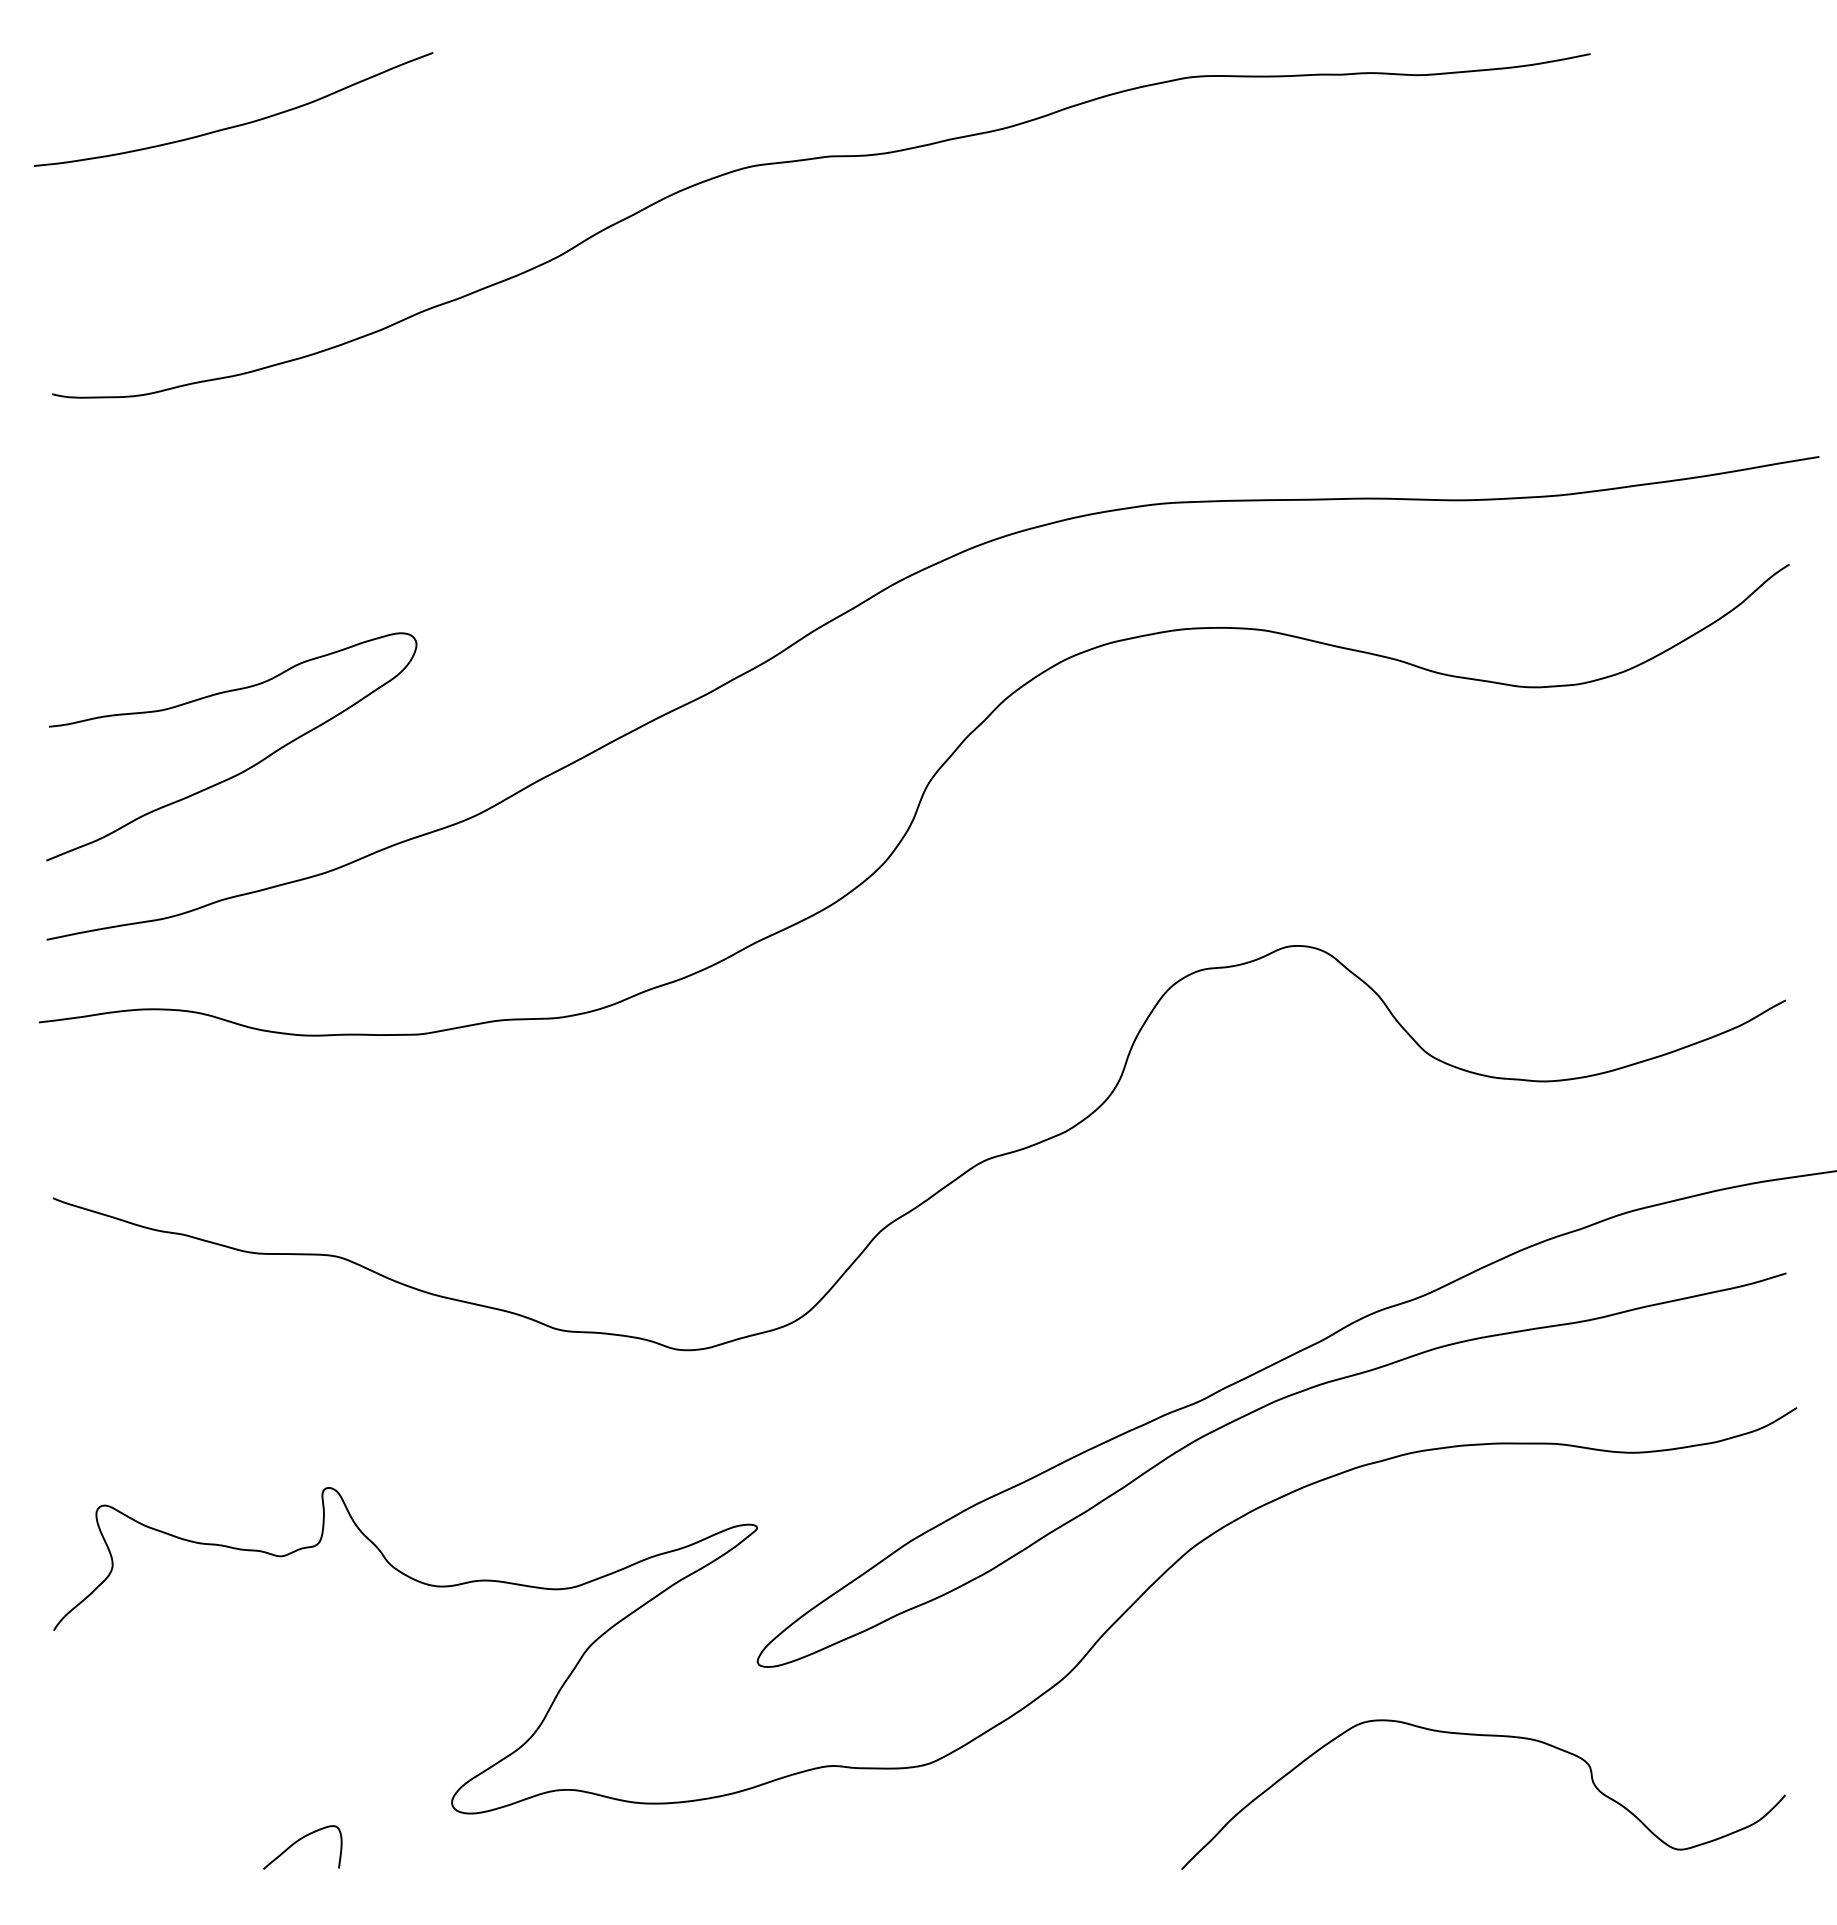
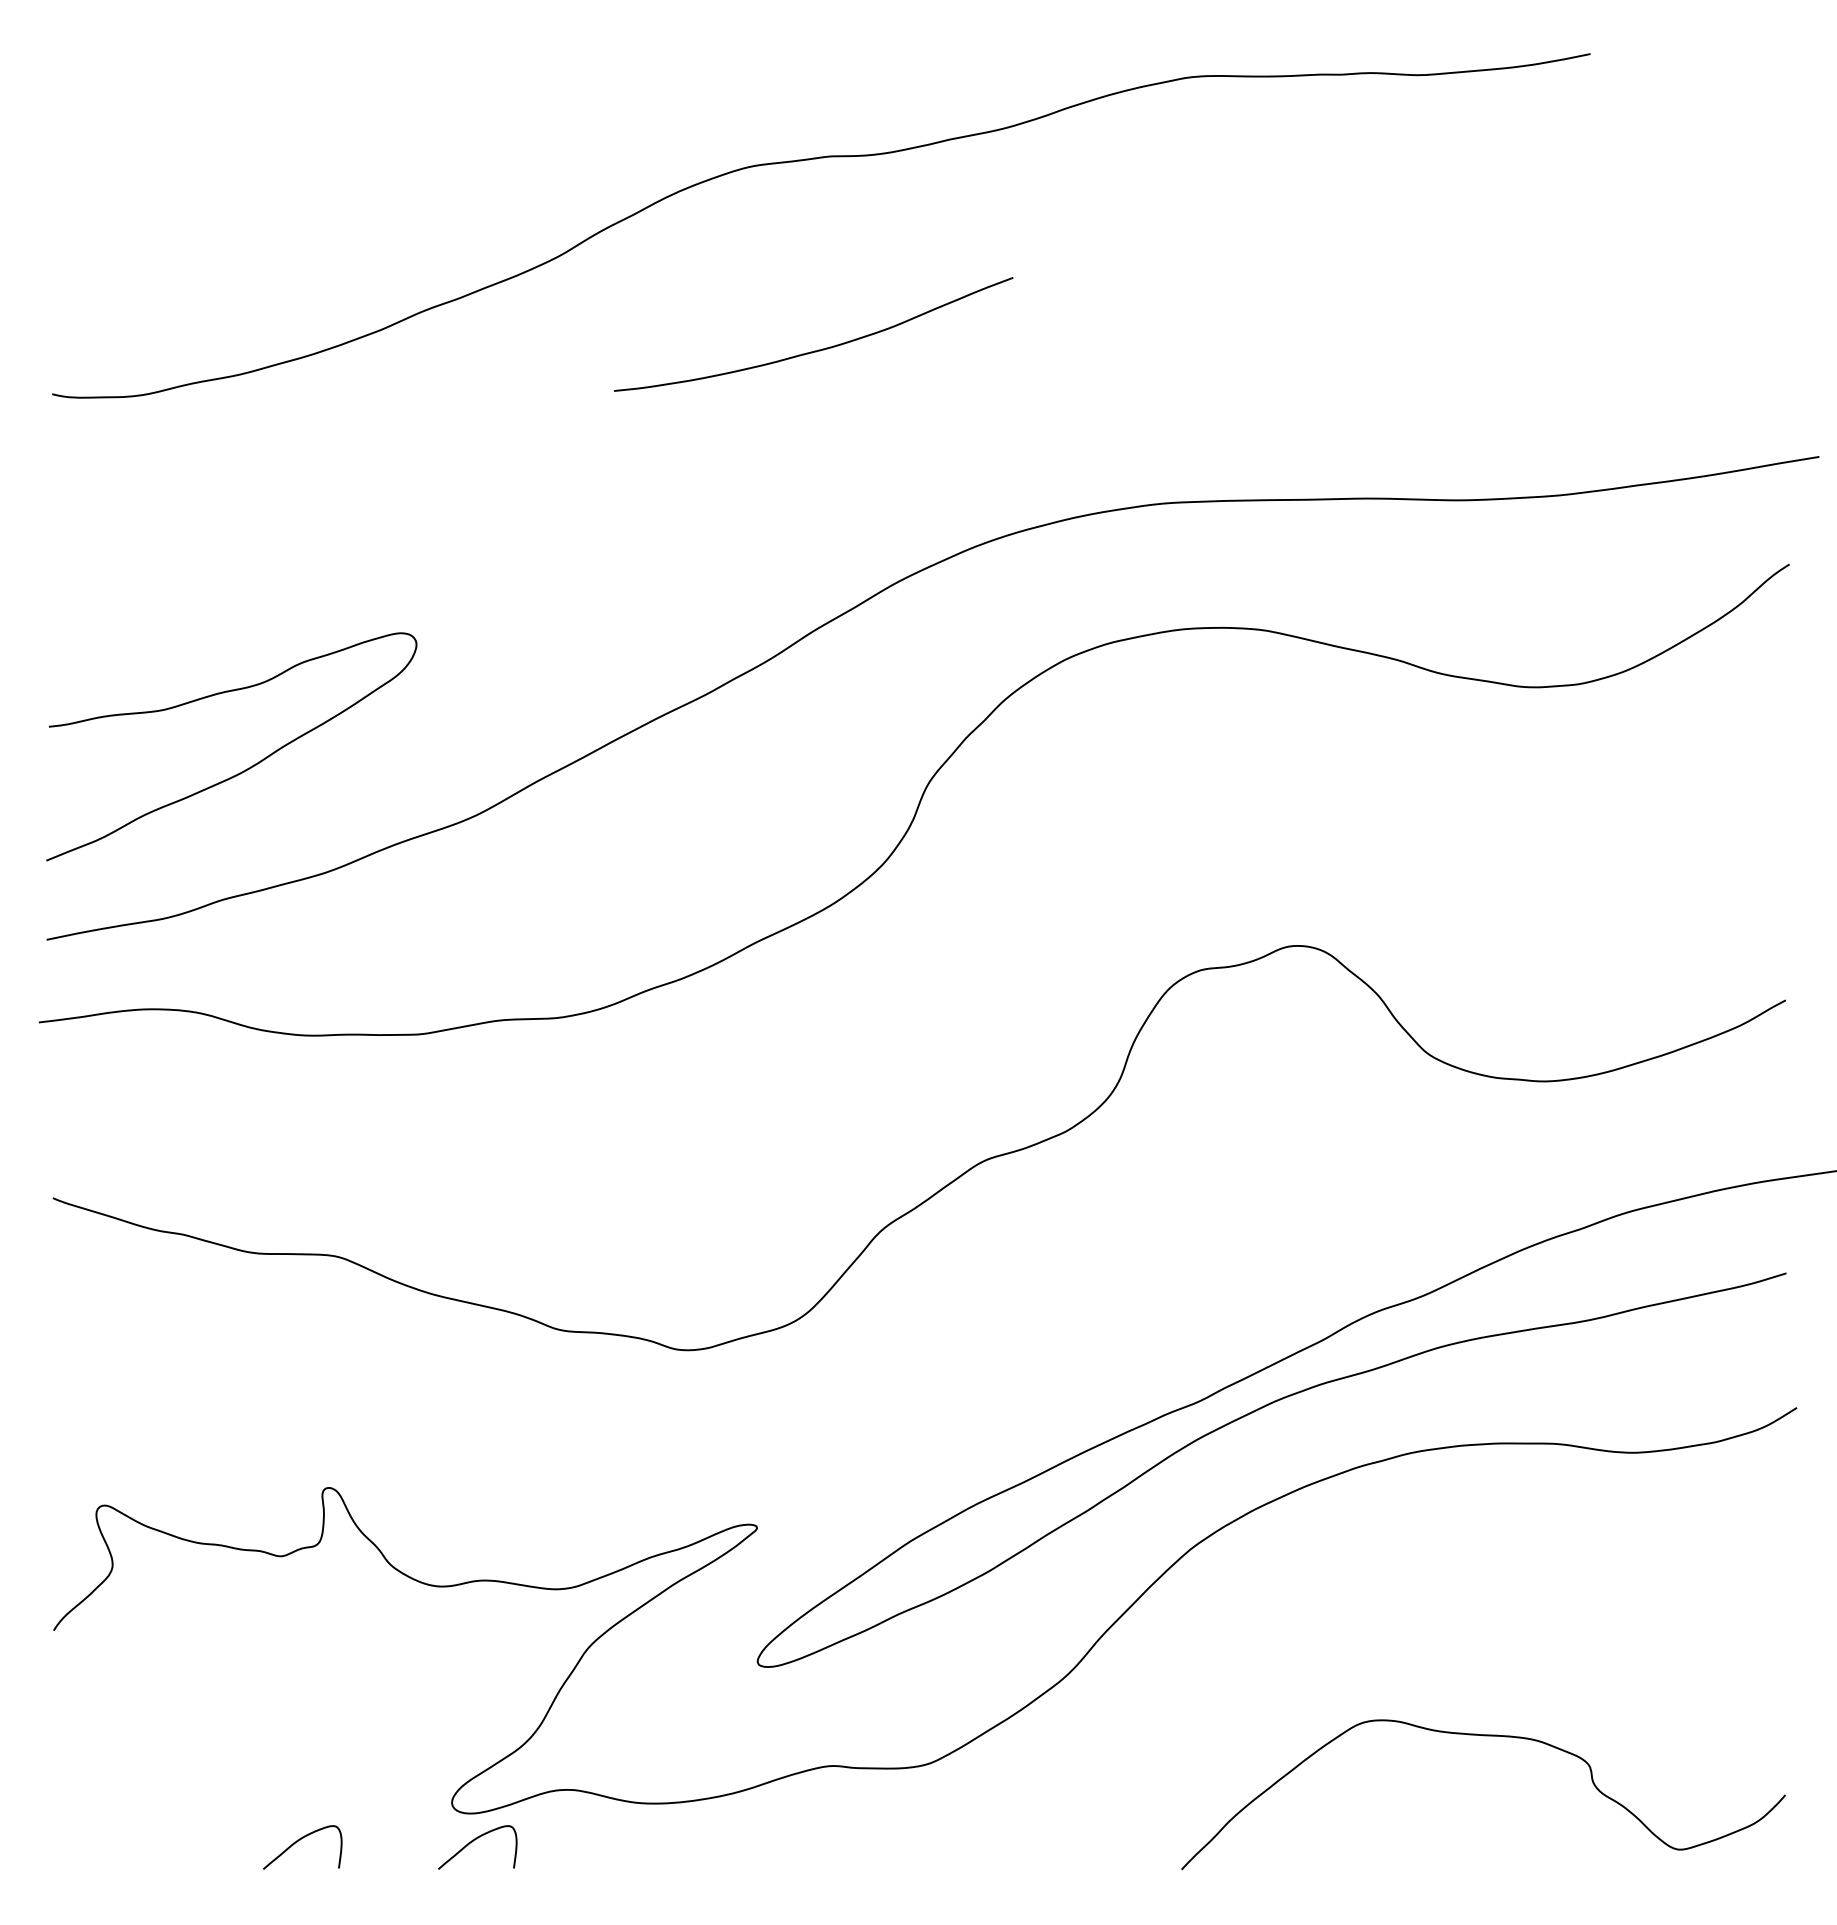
curve position: (238, 124) -> (818, 349) (818, 349)
curve: none -> present (472, 1842)
